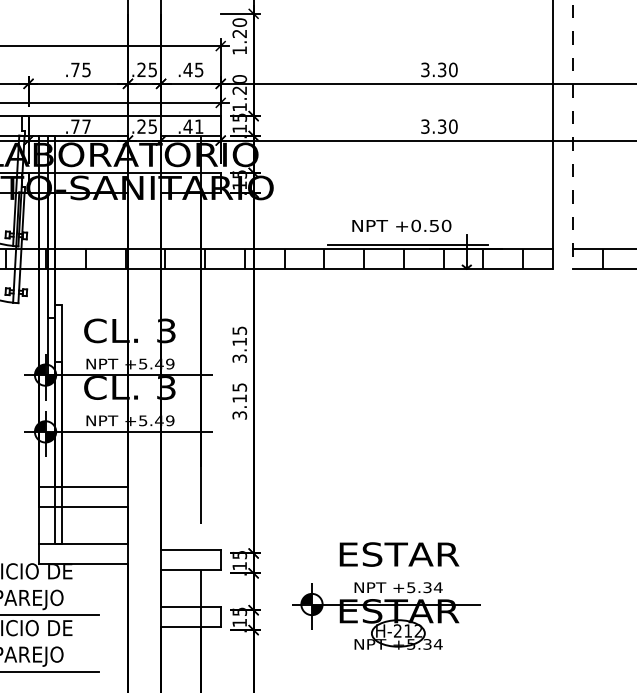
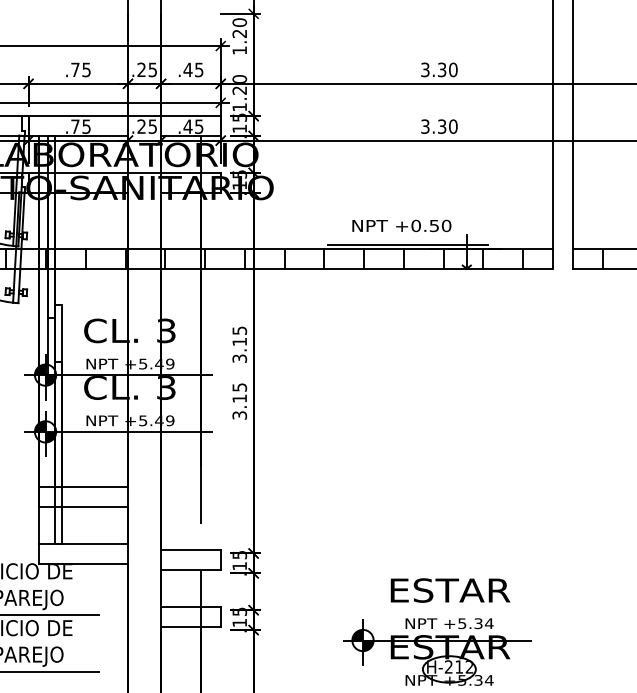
text: .77 -> .75 (86, 126)
text: .41 -> .45 (199, 126)
line: dashed -> solid (572, 134)
part position: (386, 595) -> (437, 631) (437, 631)
